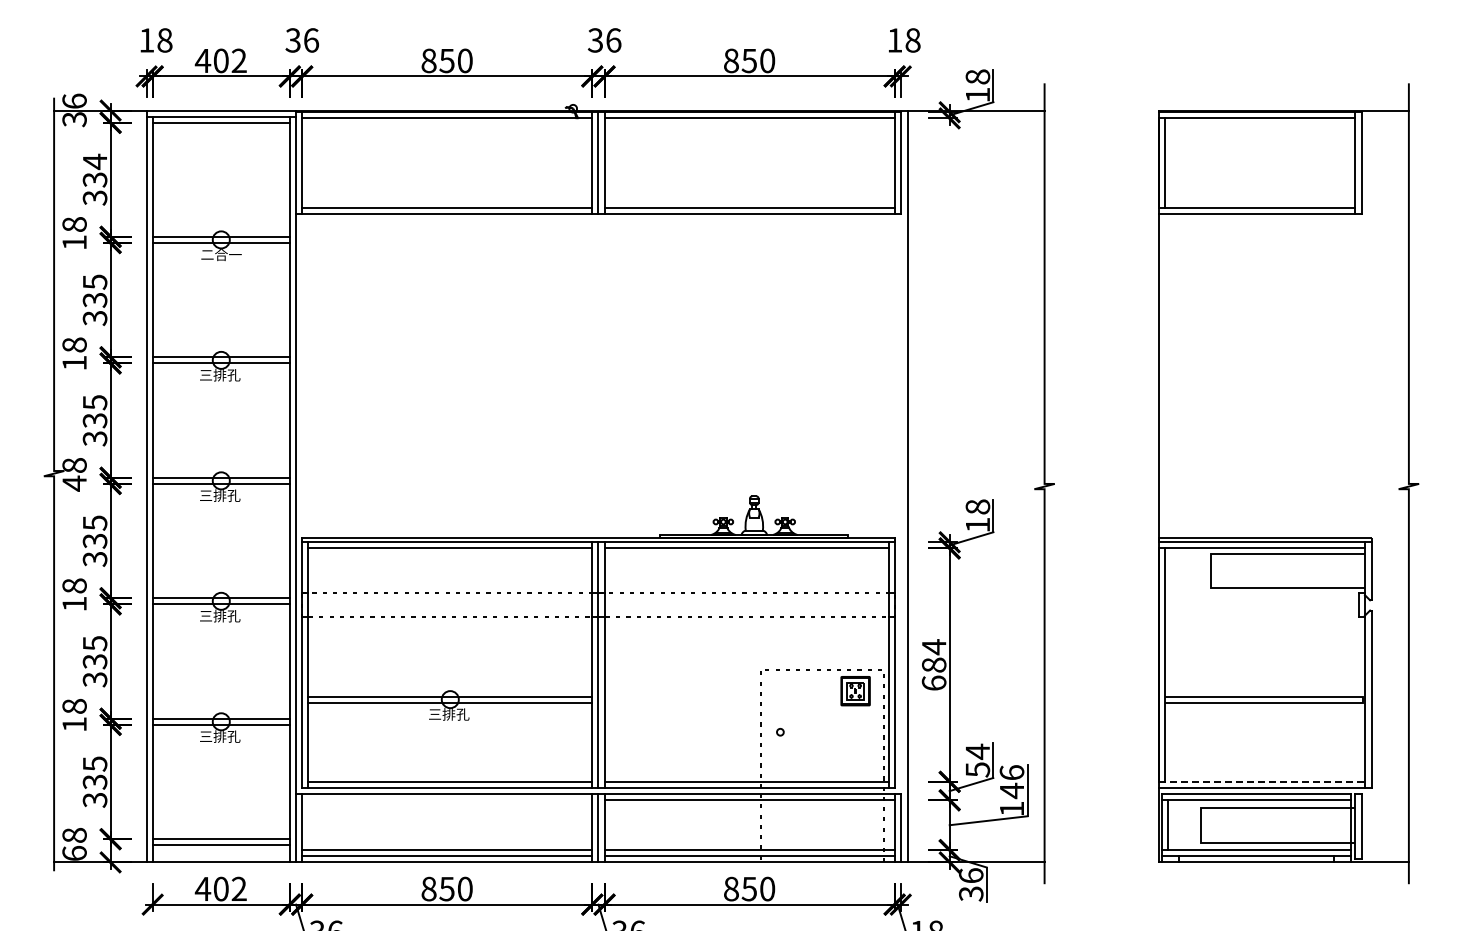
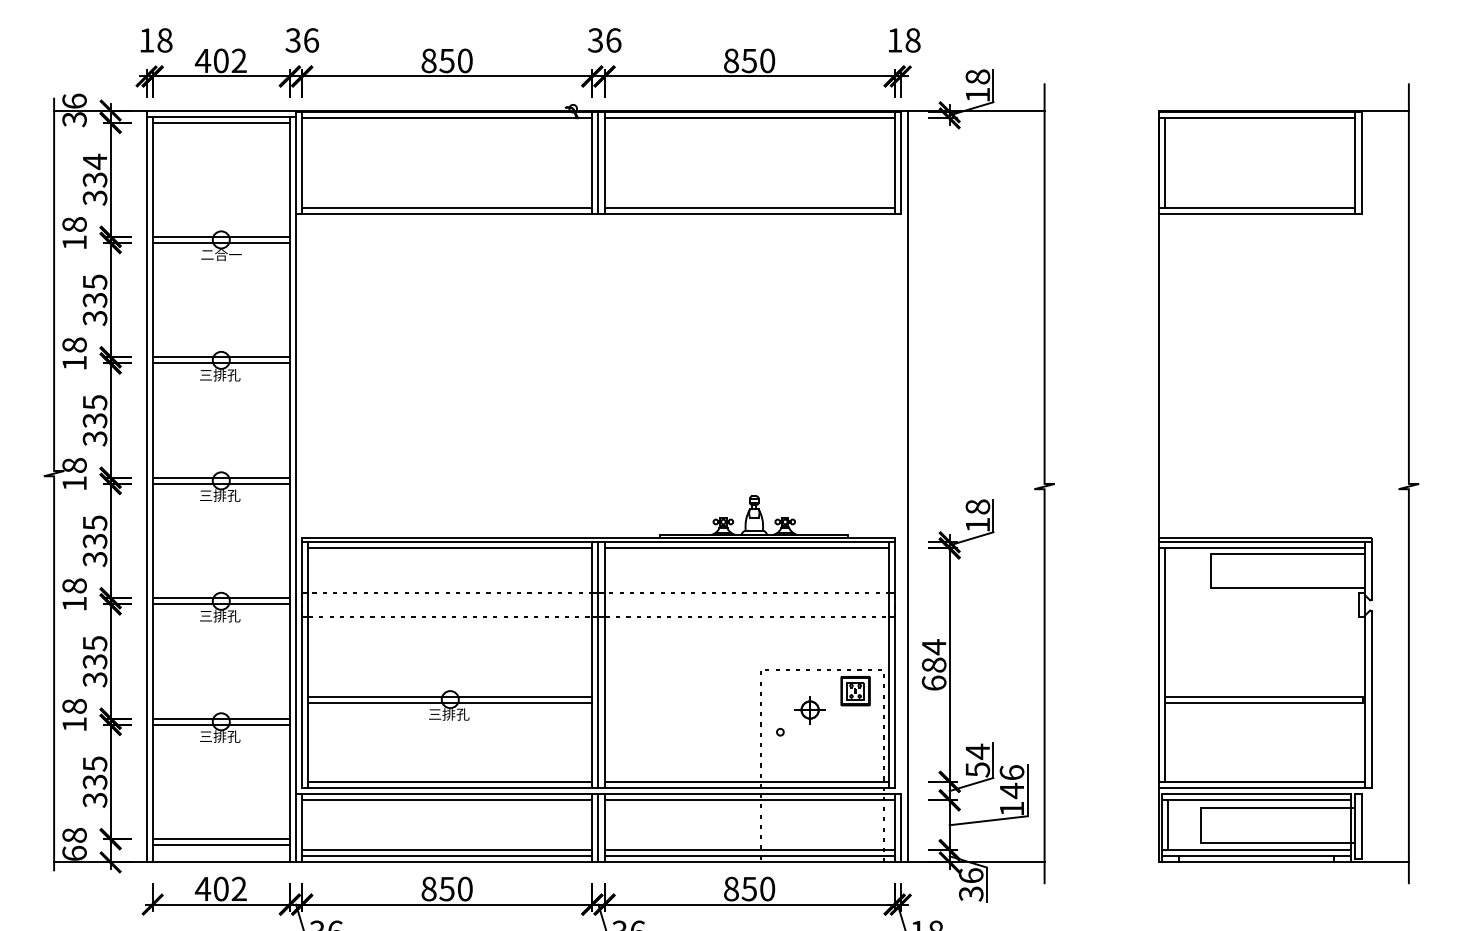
text: 48 -> 18 (74, 483)
part: none -> present (809, 710)
line: dashed -> solid (1262, 781)
line: none -> present (447, 800)
